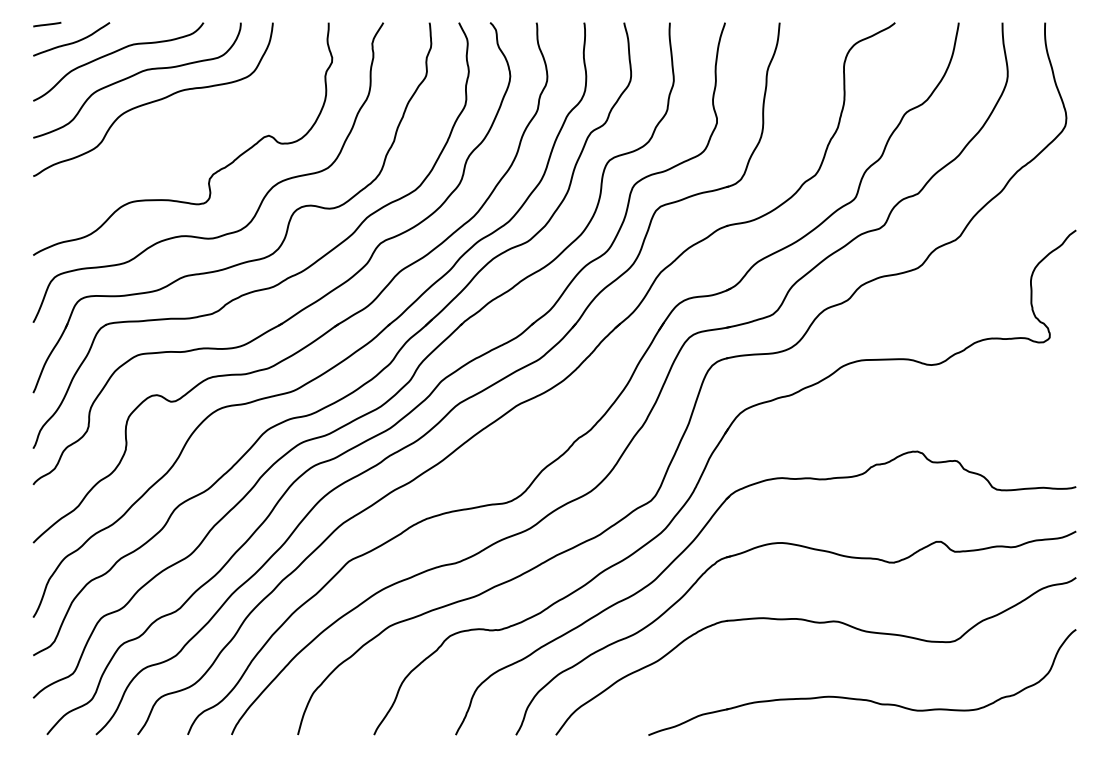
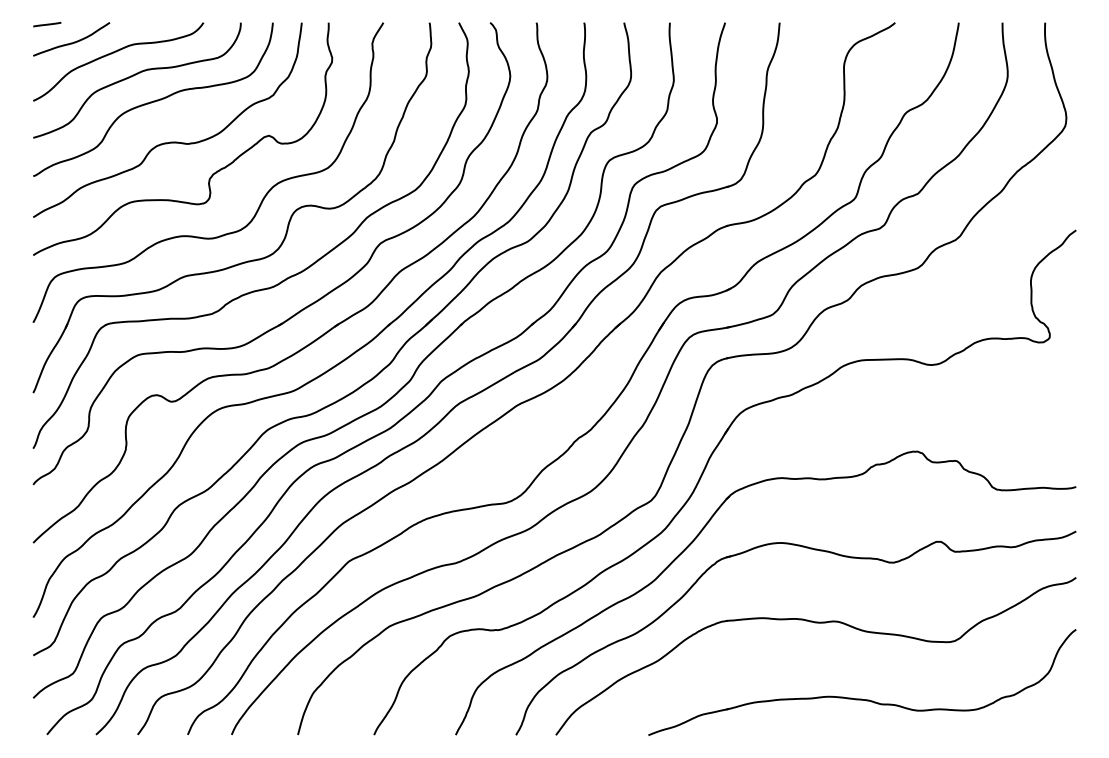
curve: none -> present (170, 141)
